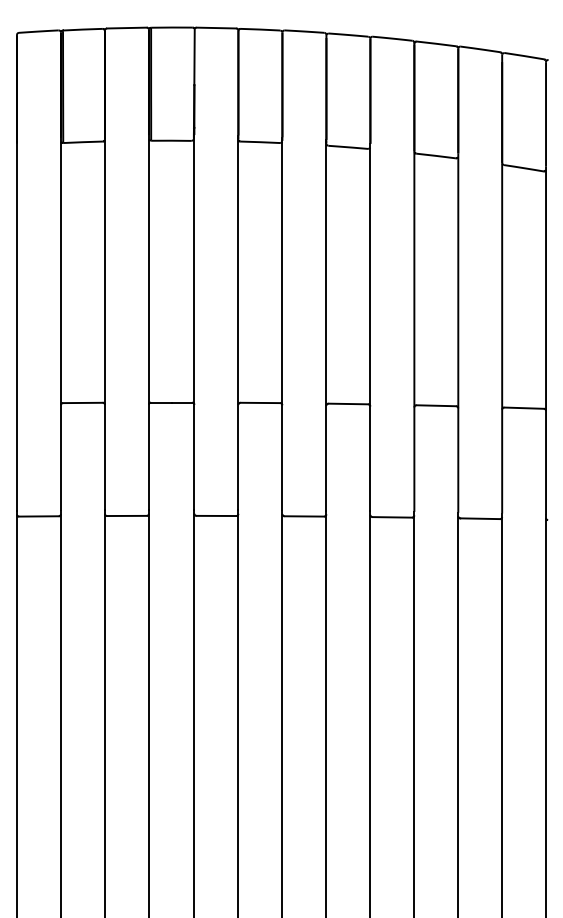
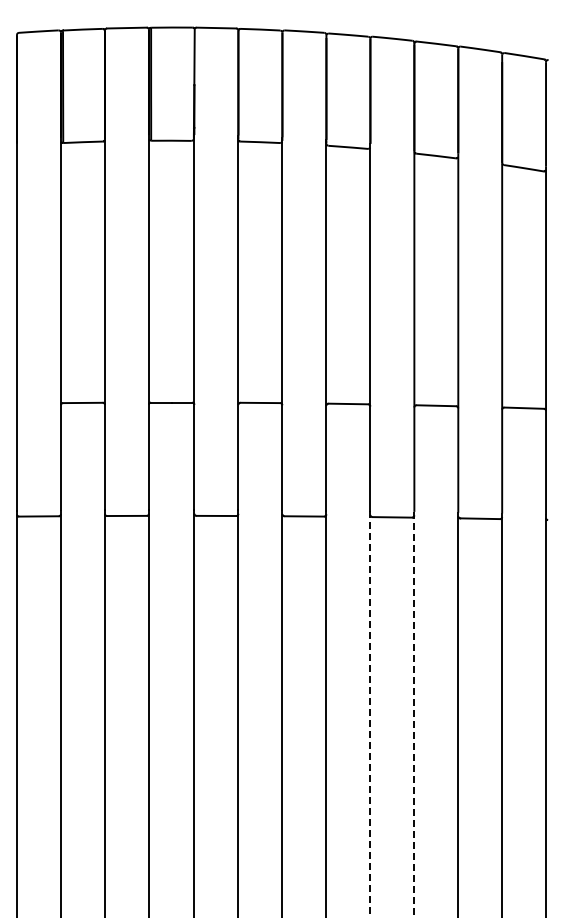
line: solid -> dashed (370, 714)
line: solid -> dashed (414, 715)
